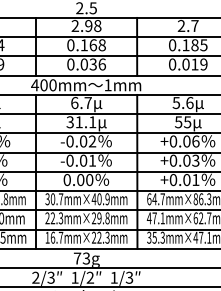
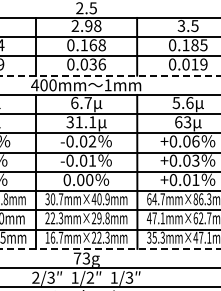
text: 2.7 -> 3.5 (187, 26)
line: solid -> dashed (110, 75)
text: 55 -> 63 (183, 122)
line: solid -> dashed (110, 248)
